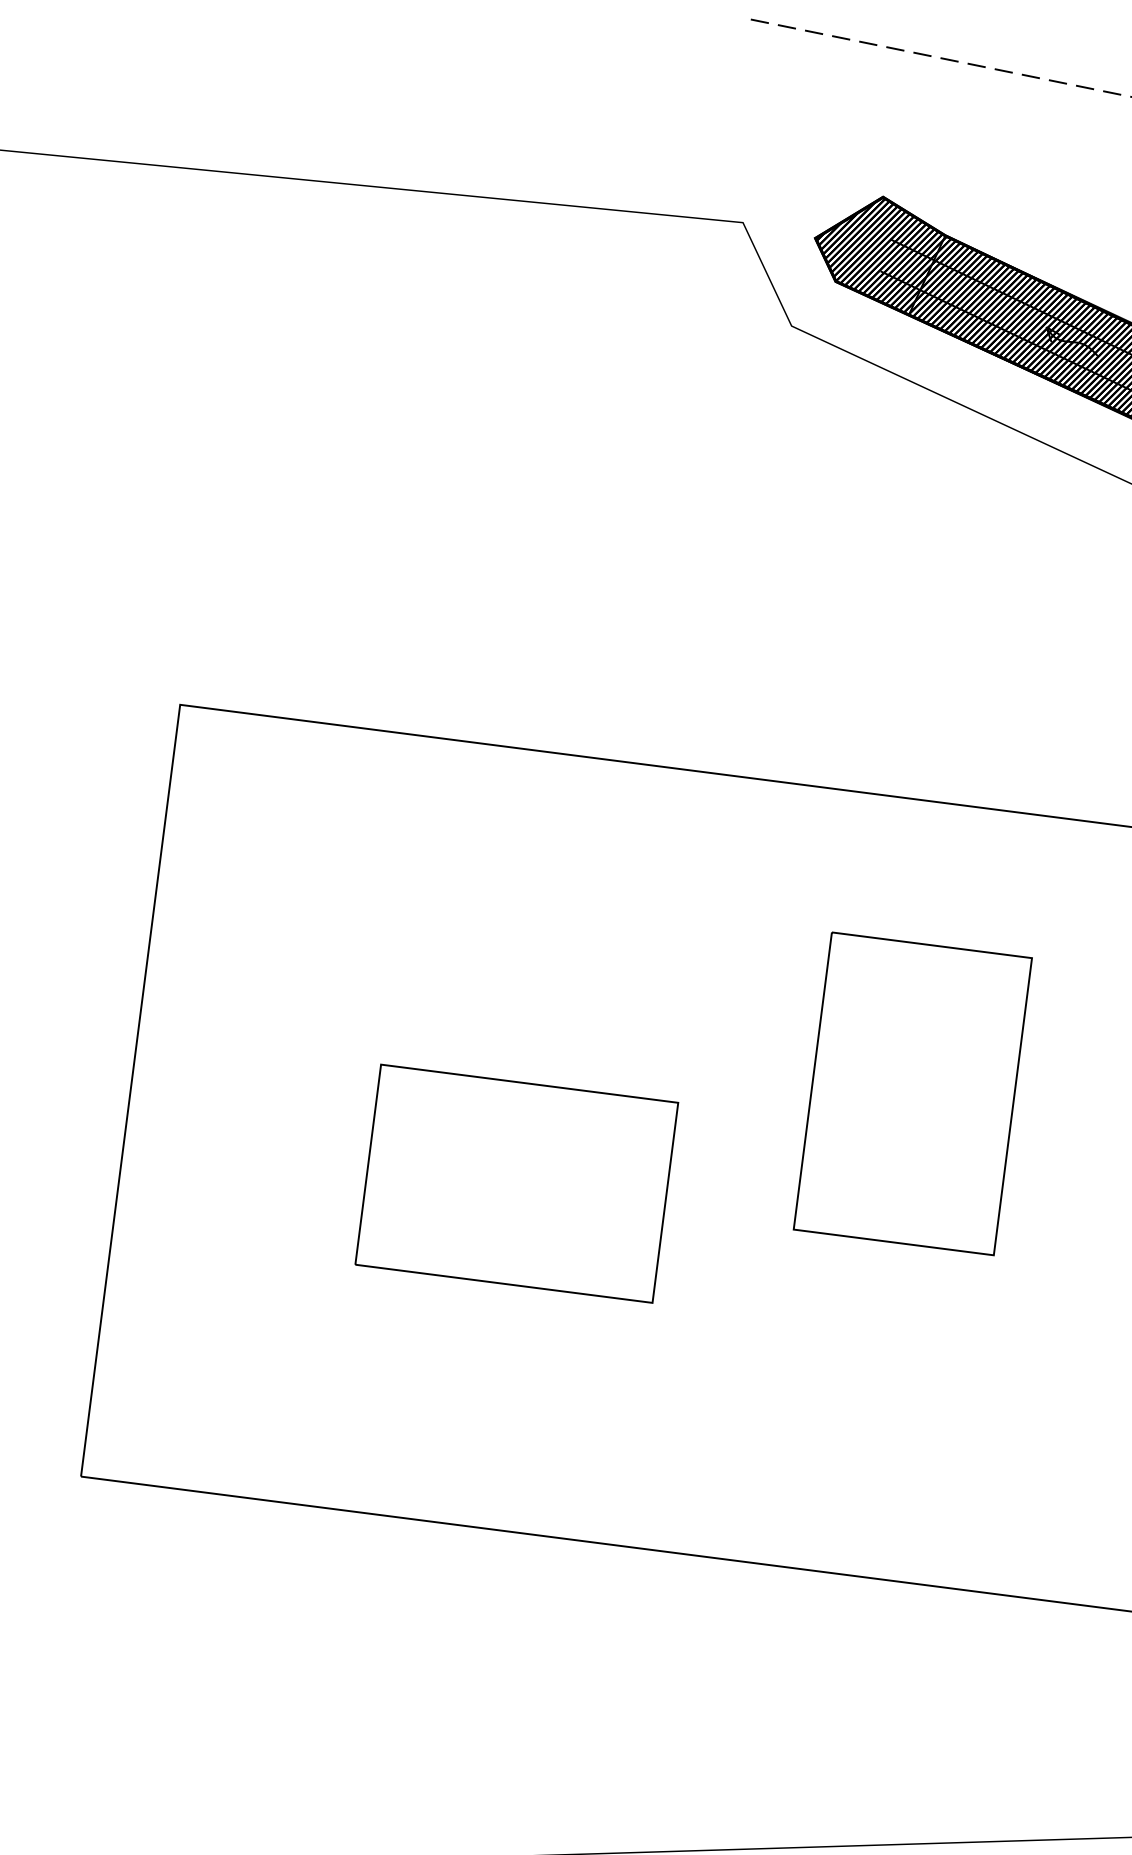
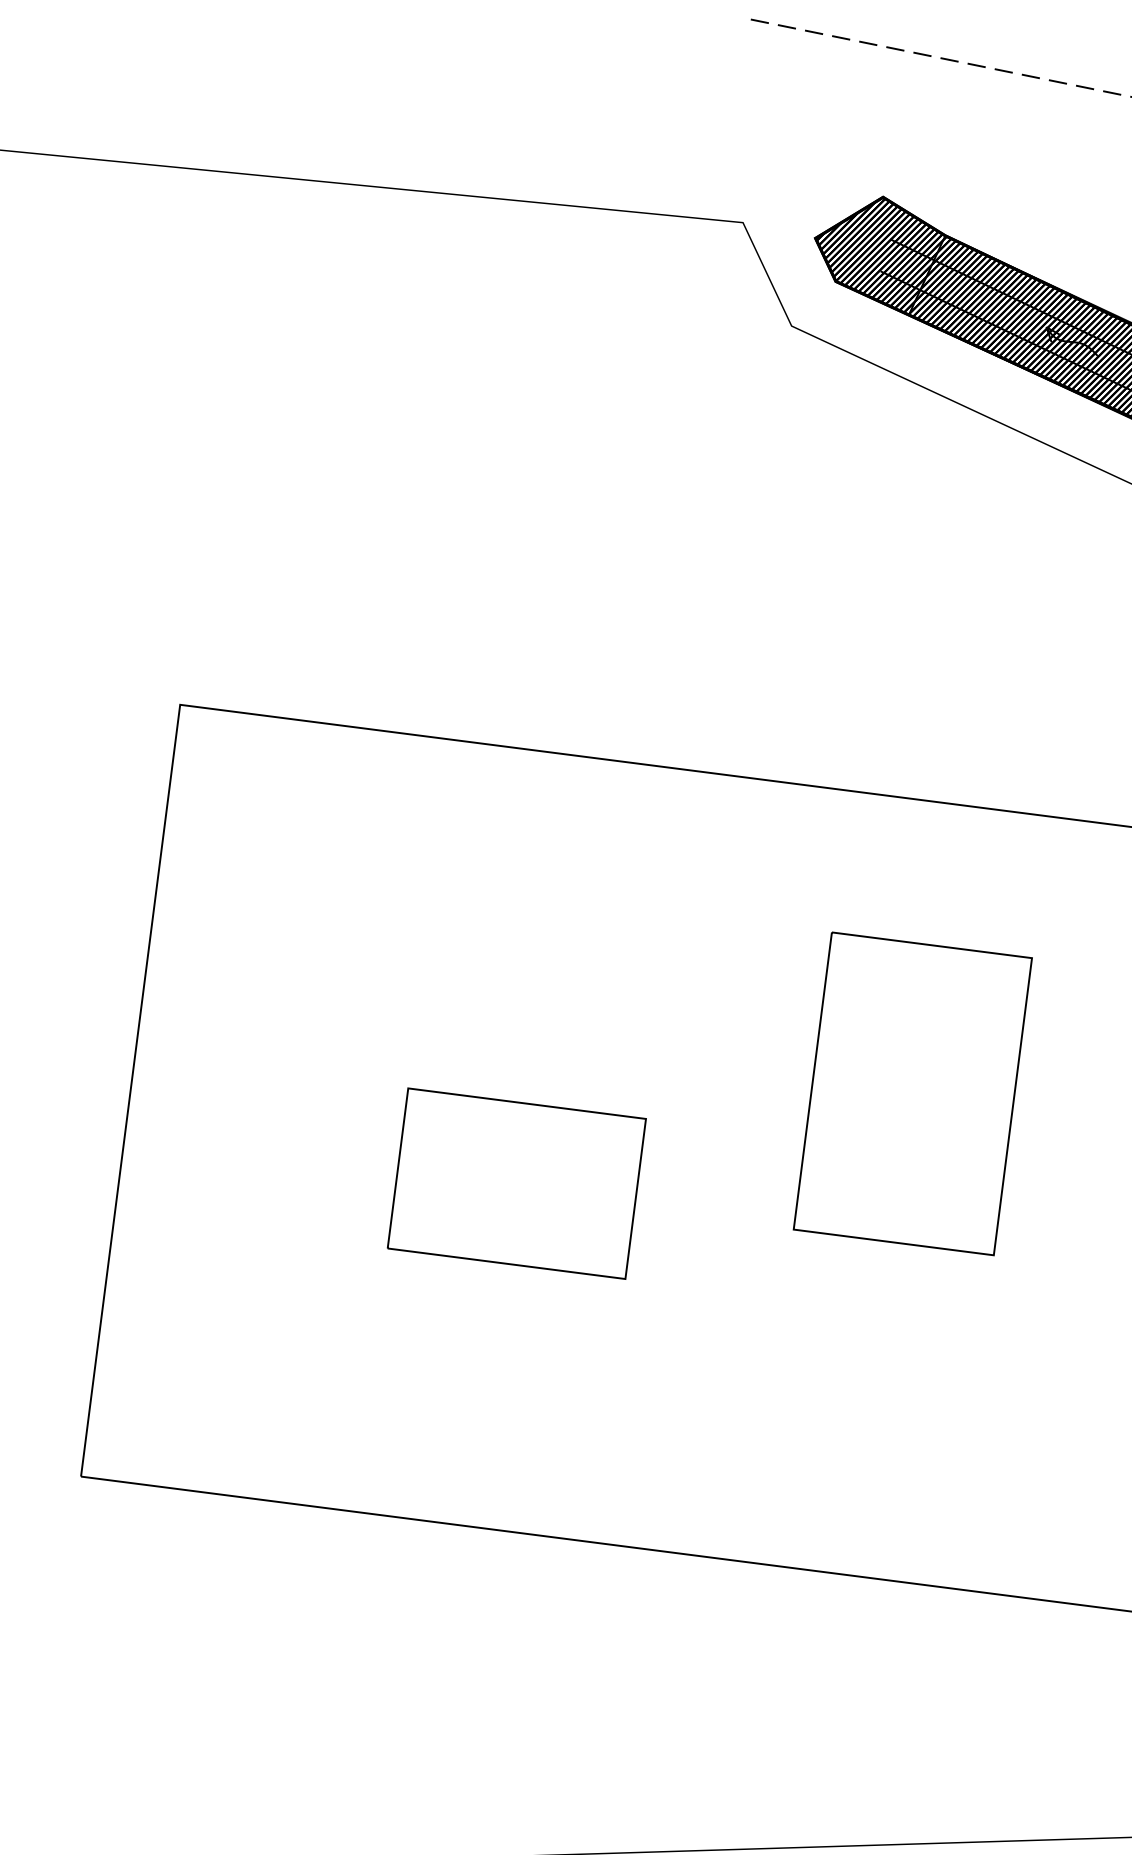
part size: 326x241 px -> 261x193 px (516, 1183)
